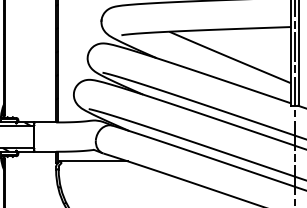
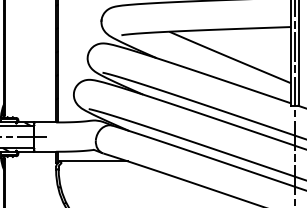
line: none -> present (24, 137)
